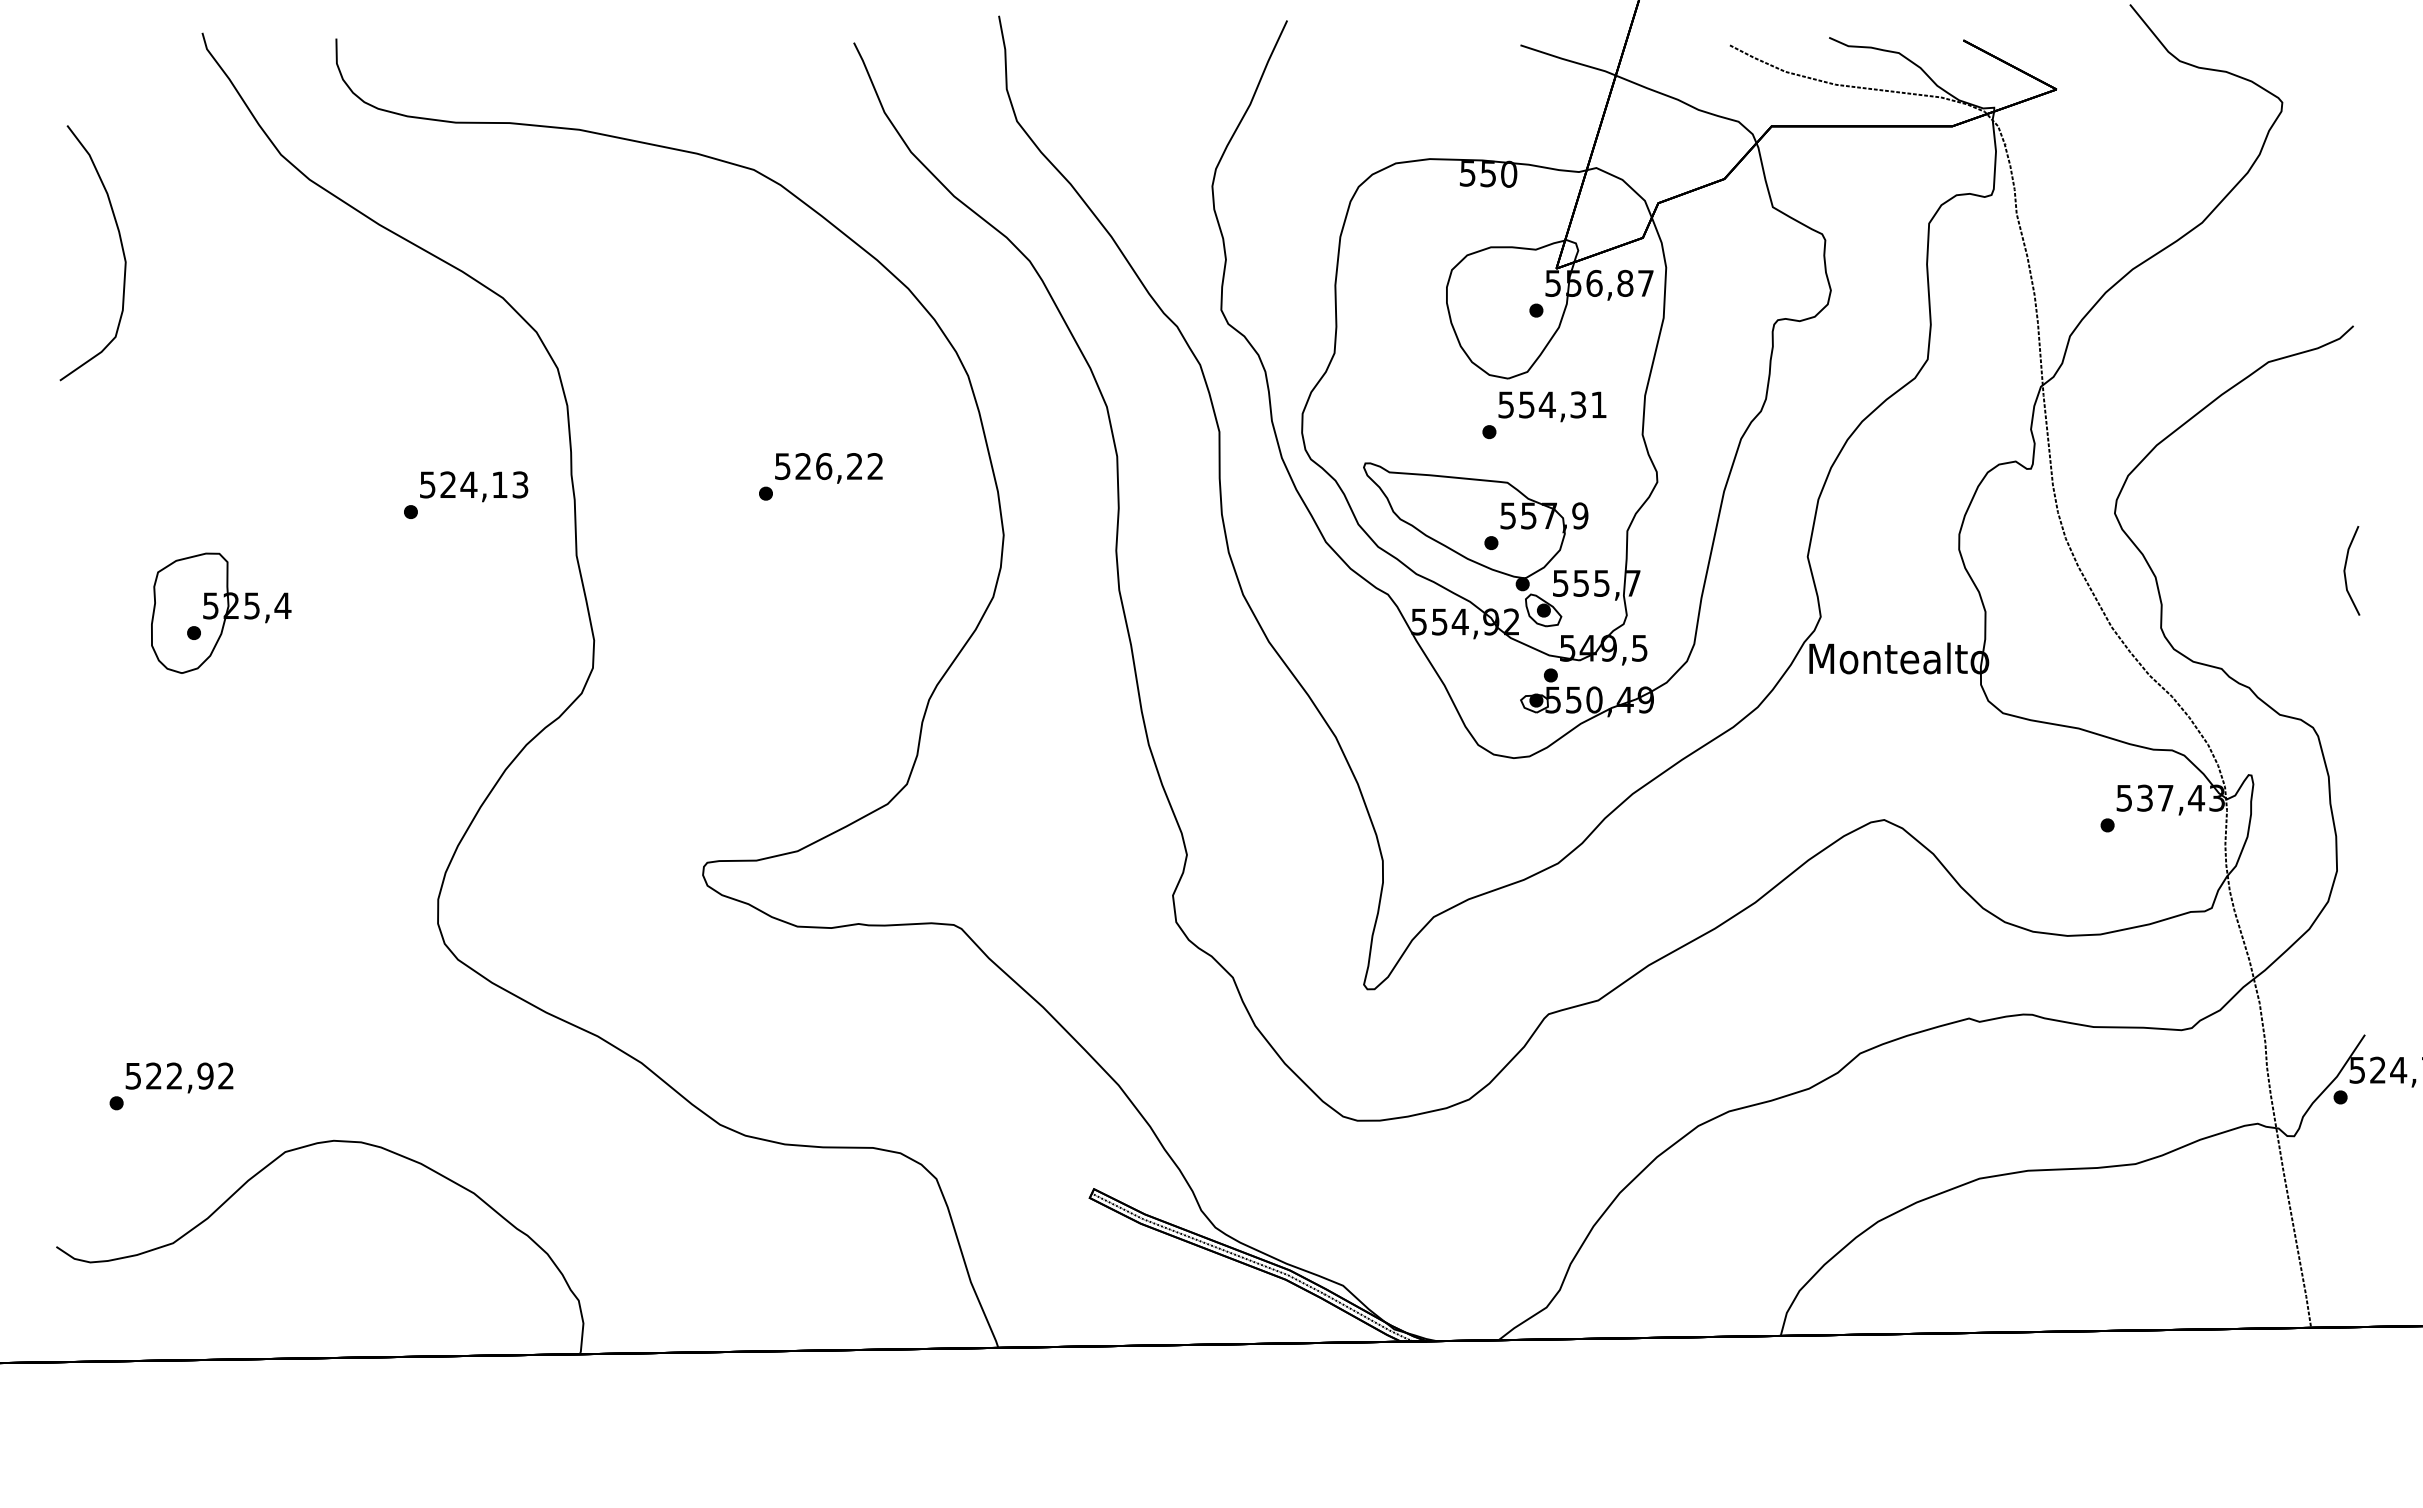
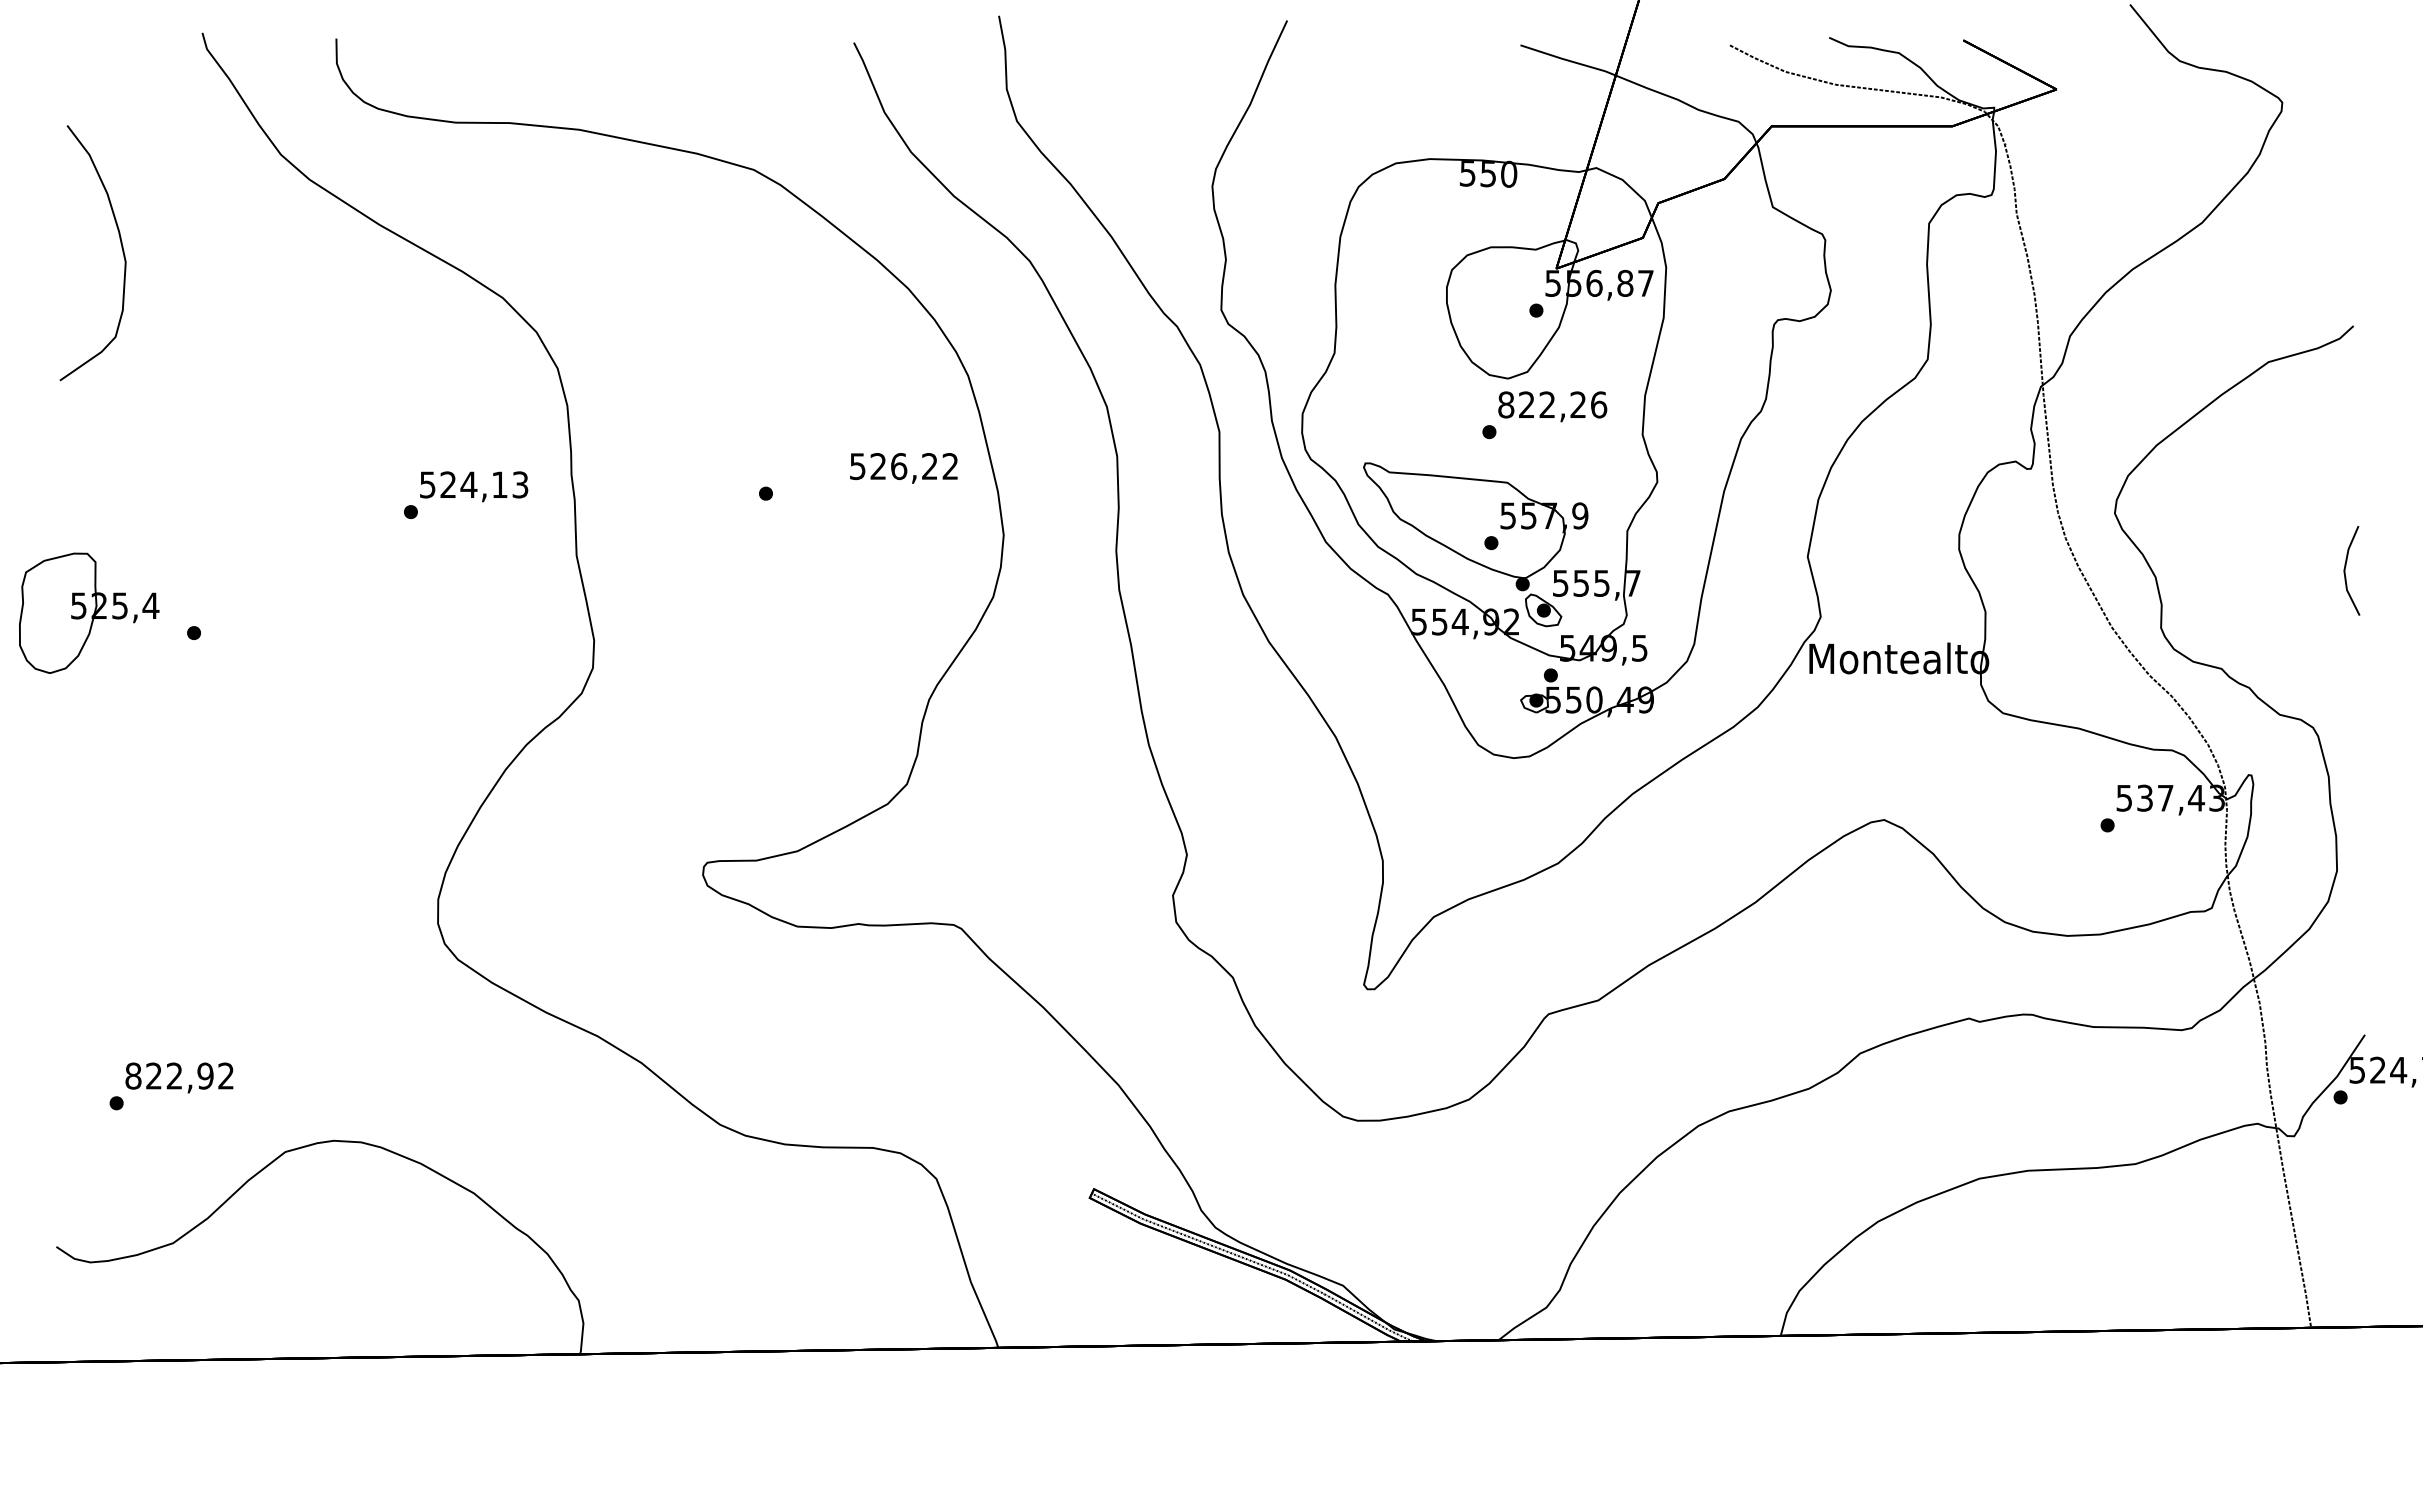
text: 554,31 -> 822,26 (1552, 404)
text position: (828, 468) -> (903, 468) (903, 468)
part position: (221, 612) -> (89, 612) (89, 612)
text: 522,92 -> 822,92 (133, 1075)
